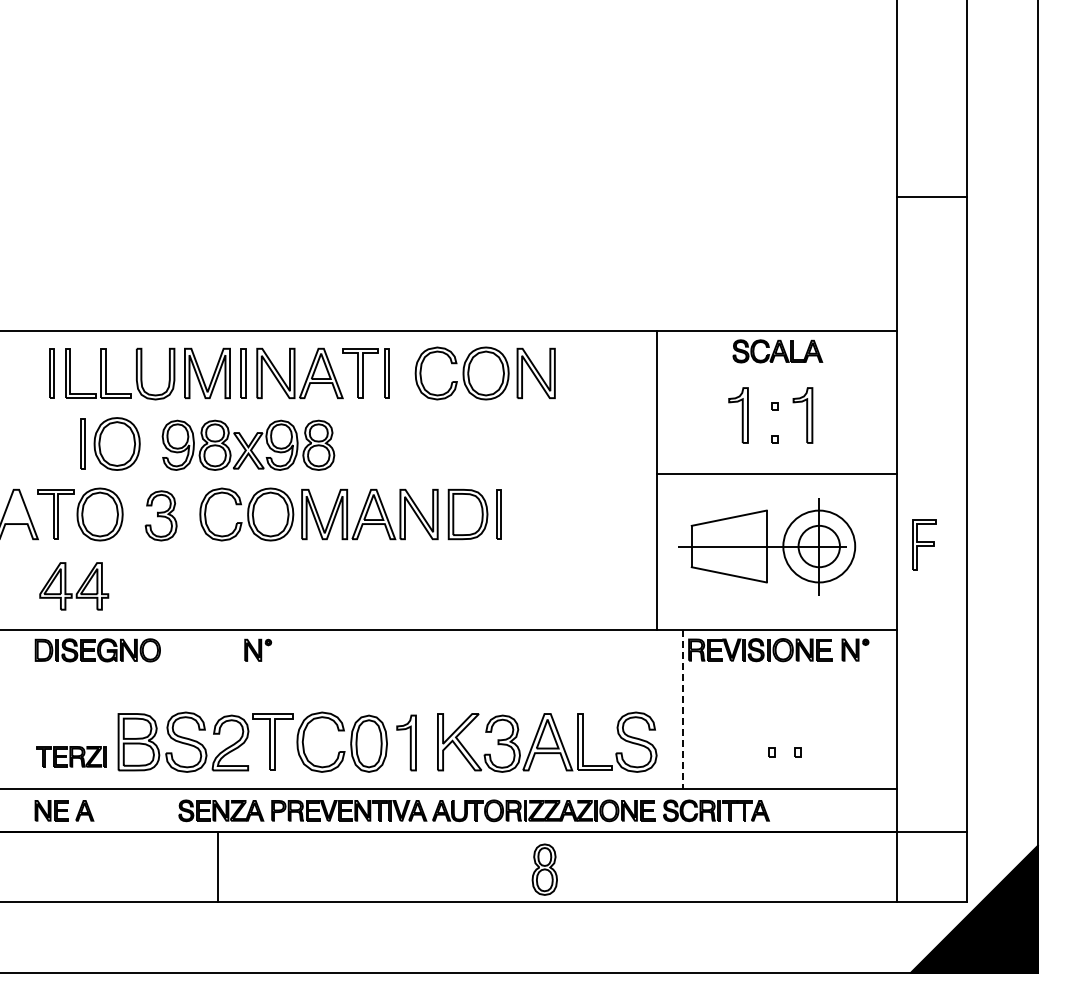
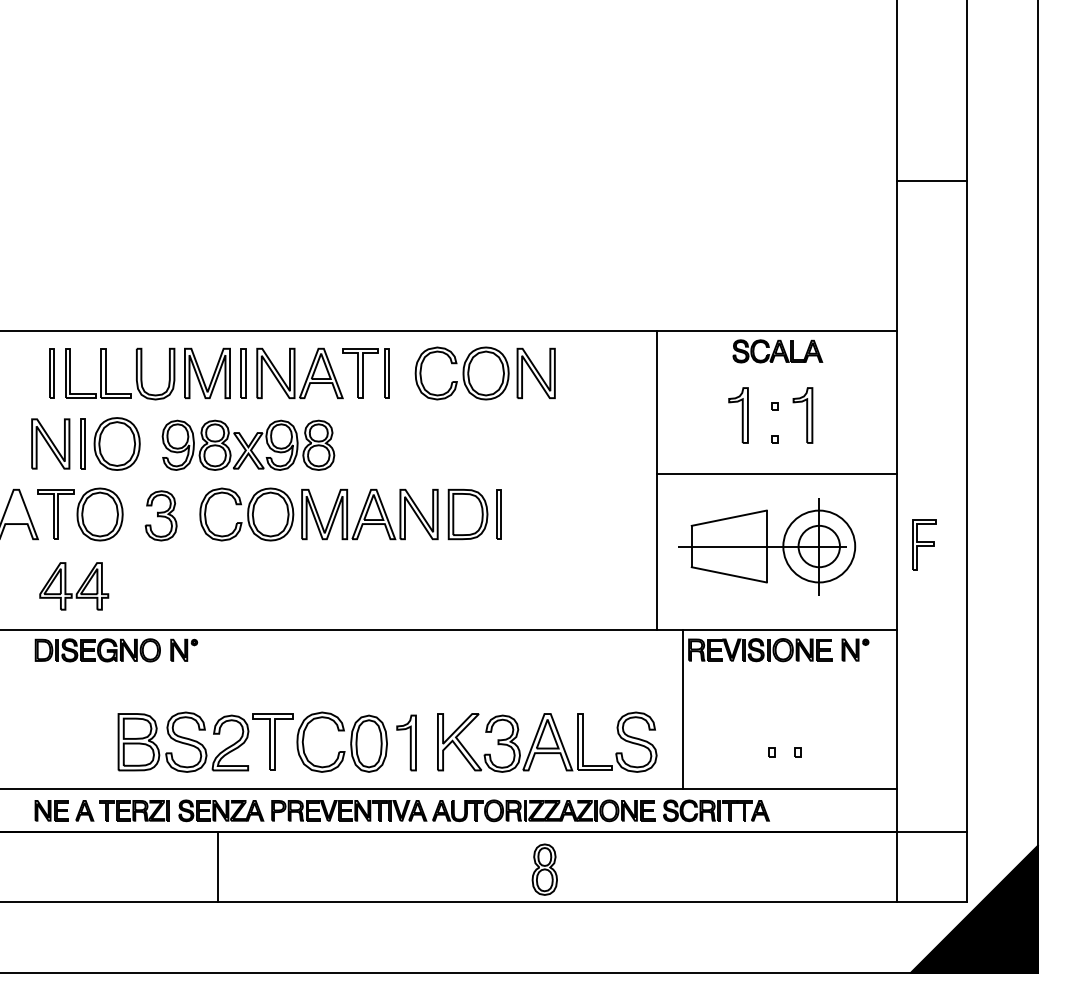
line position: (931, 196) -> (931, 180) (931, 180)
part: none -> present (50, 443)
part position: (258, 649) -> (184, 649) (184, 649)
line: dashed -> solid (682, 709)
part position: (71, 756) -> (134, 810) (134, 810)
